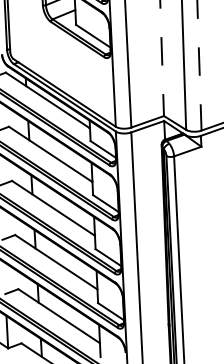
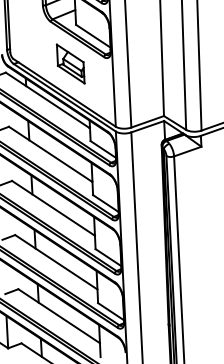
line: dashed -> solid (162, 58)
part: none -> present (70, 63)
line: dashed -> solid (199, 65)
